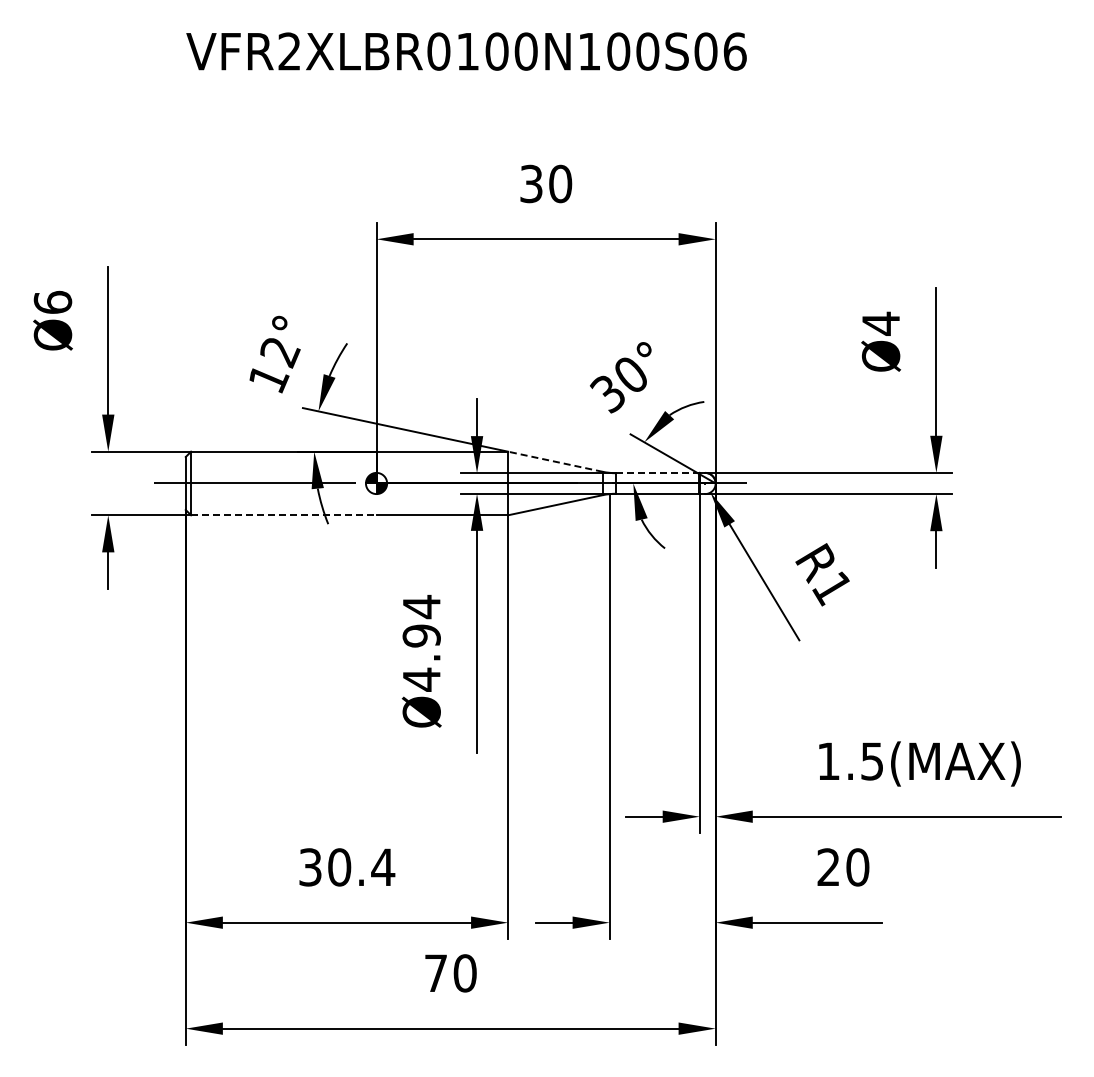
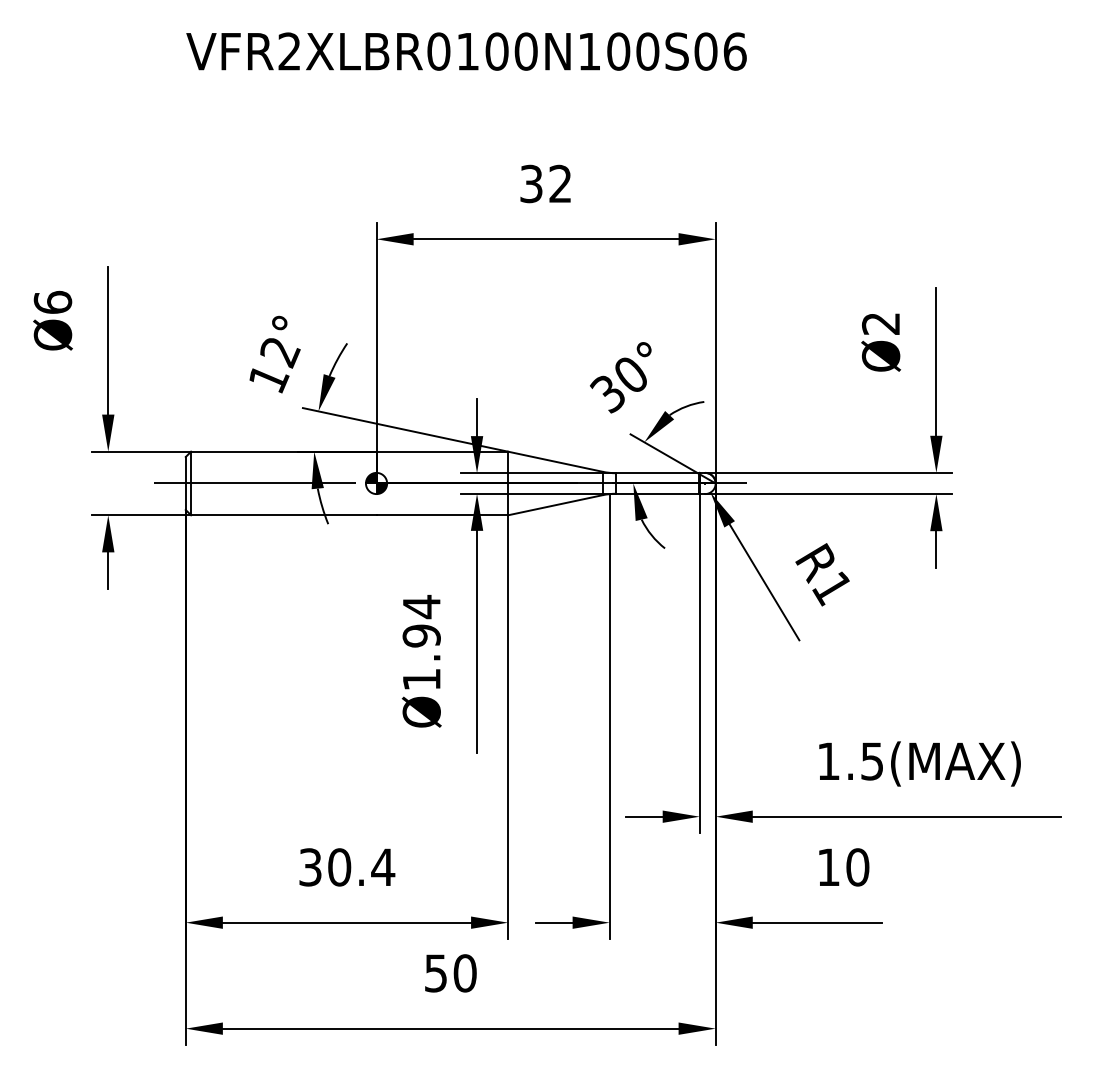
text: 30 -> 32 (560, 183)
text: Ø4 -> Ø2 (880, 323)
line: dashed -> solid (555, 461)
line: dashed -> solid (657, 473)
line: dashed -> solid (283, 515)
text: Ø4.94 -> Ø1.94 (421, 679)
text: 20 -> 10 (828, 866)
text: 70 -> 50 (435, 973)
